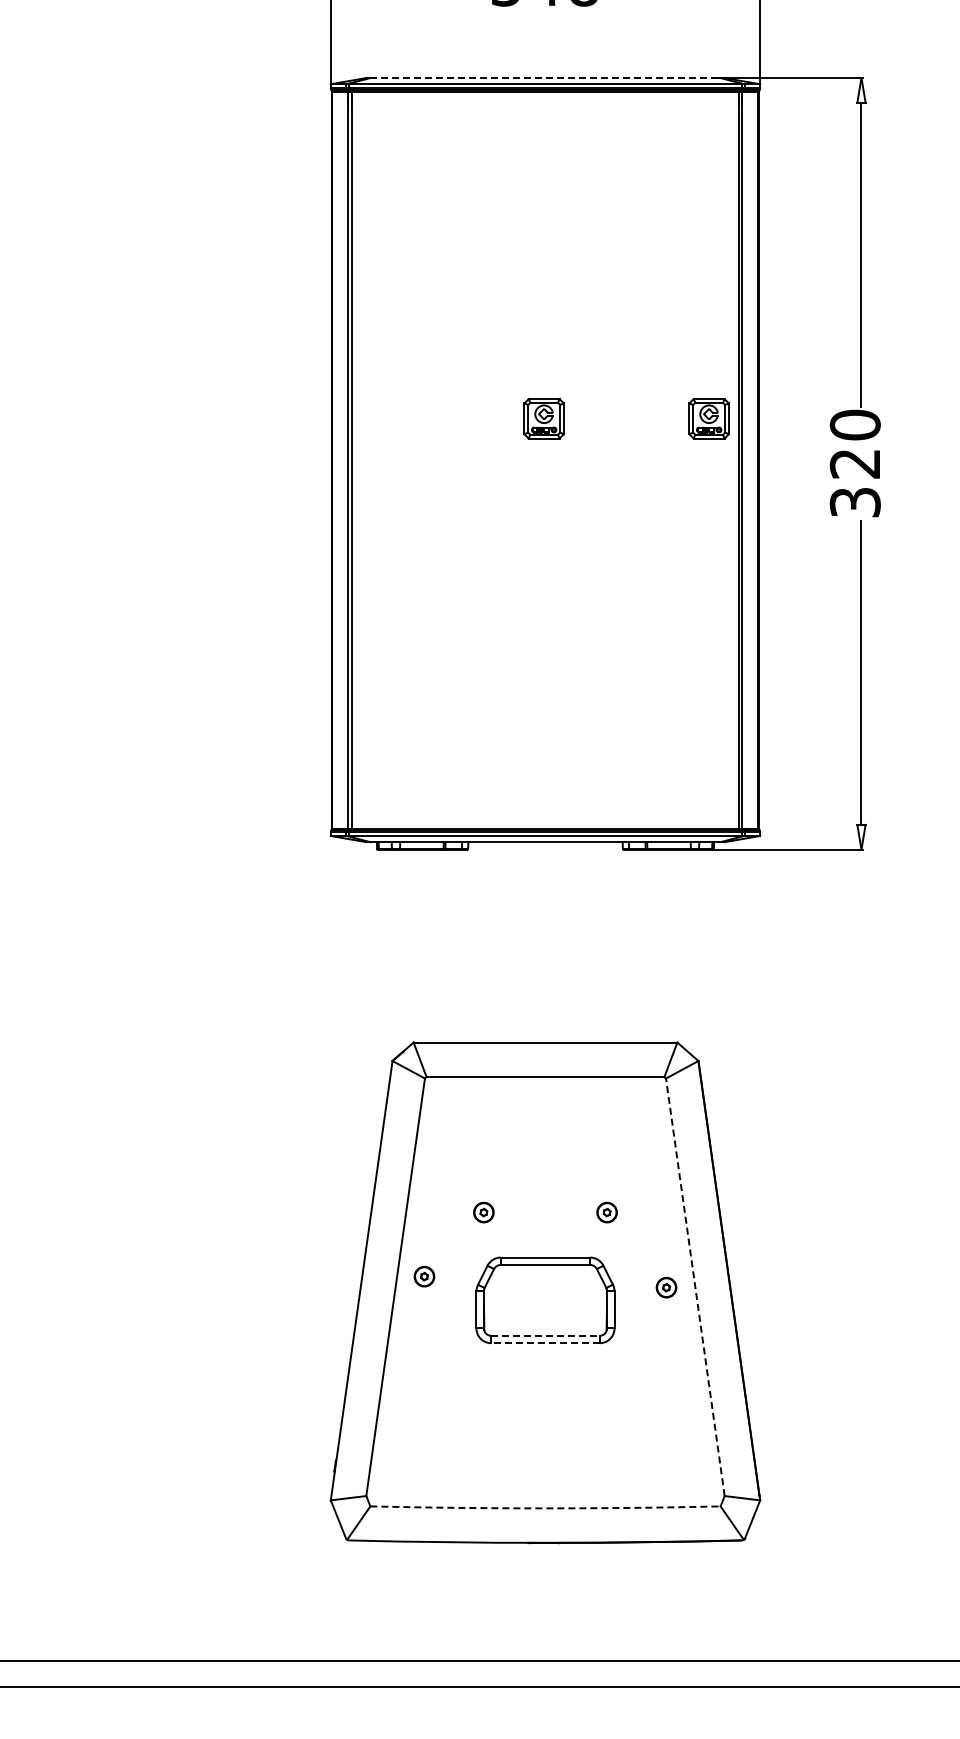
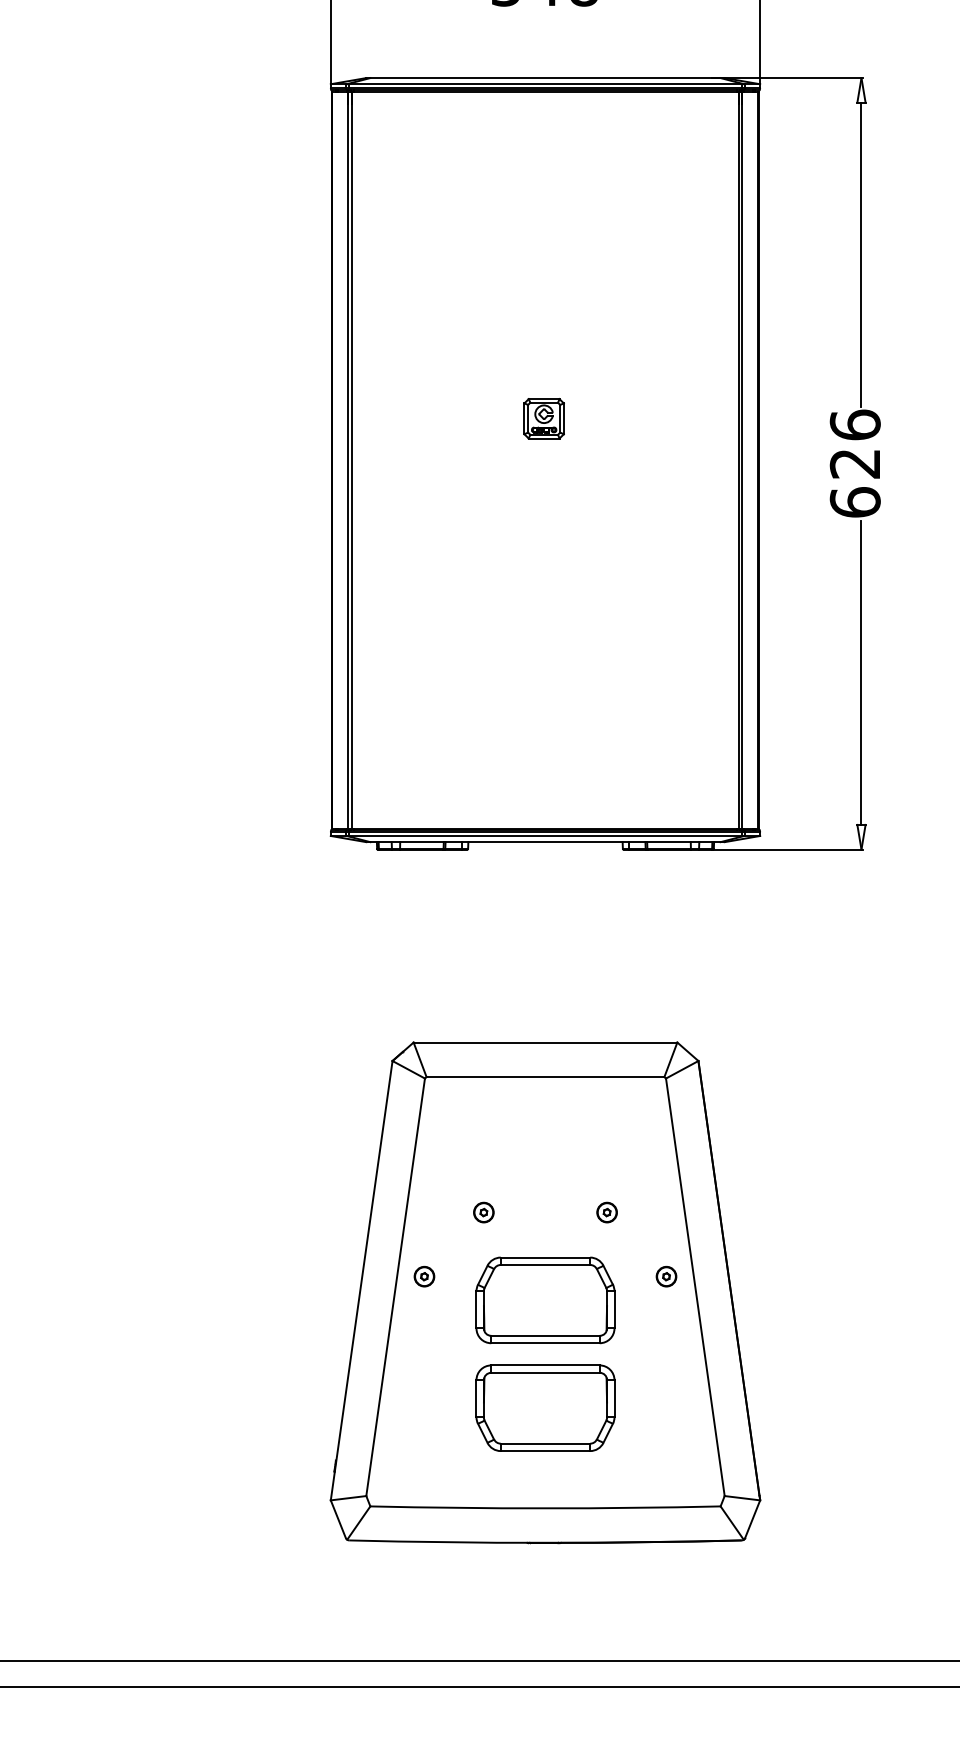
line: dashed -> solid (546, 78)
part: present -> none (708, 418)
text: 320 -> 626 (854, 463)
part position: (666, 1287) -> (666, 1276) (666, 1276)
line: dashed -> solid (695, 1287)
line: dashed -> solid (546, 1335)
line: dashed -> solid (545, 1343)
part: none -> present (545, 1407)
arc: dashed -> solid (545, 1508)
